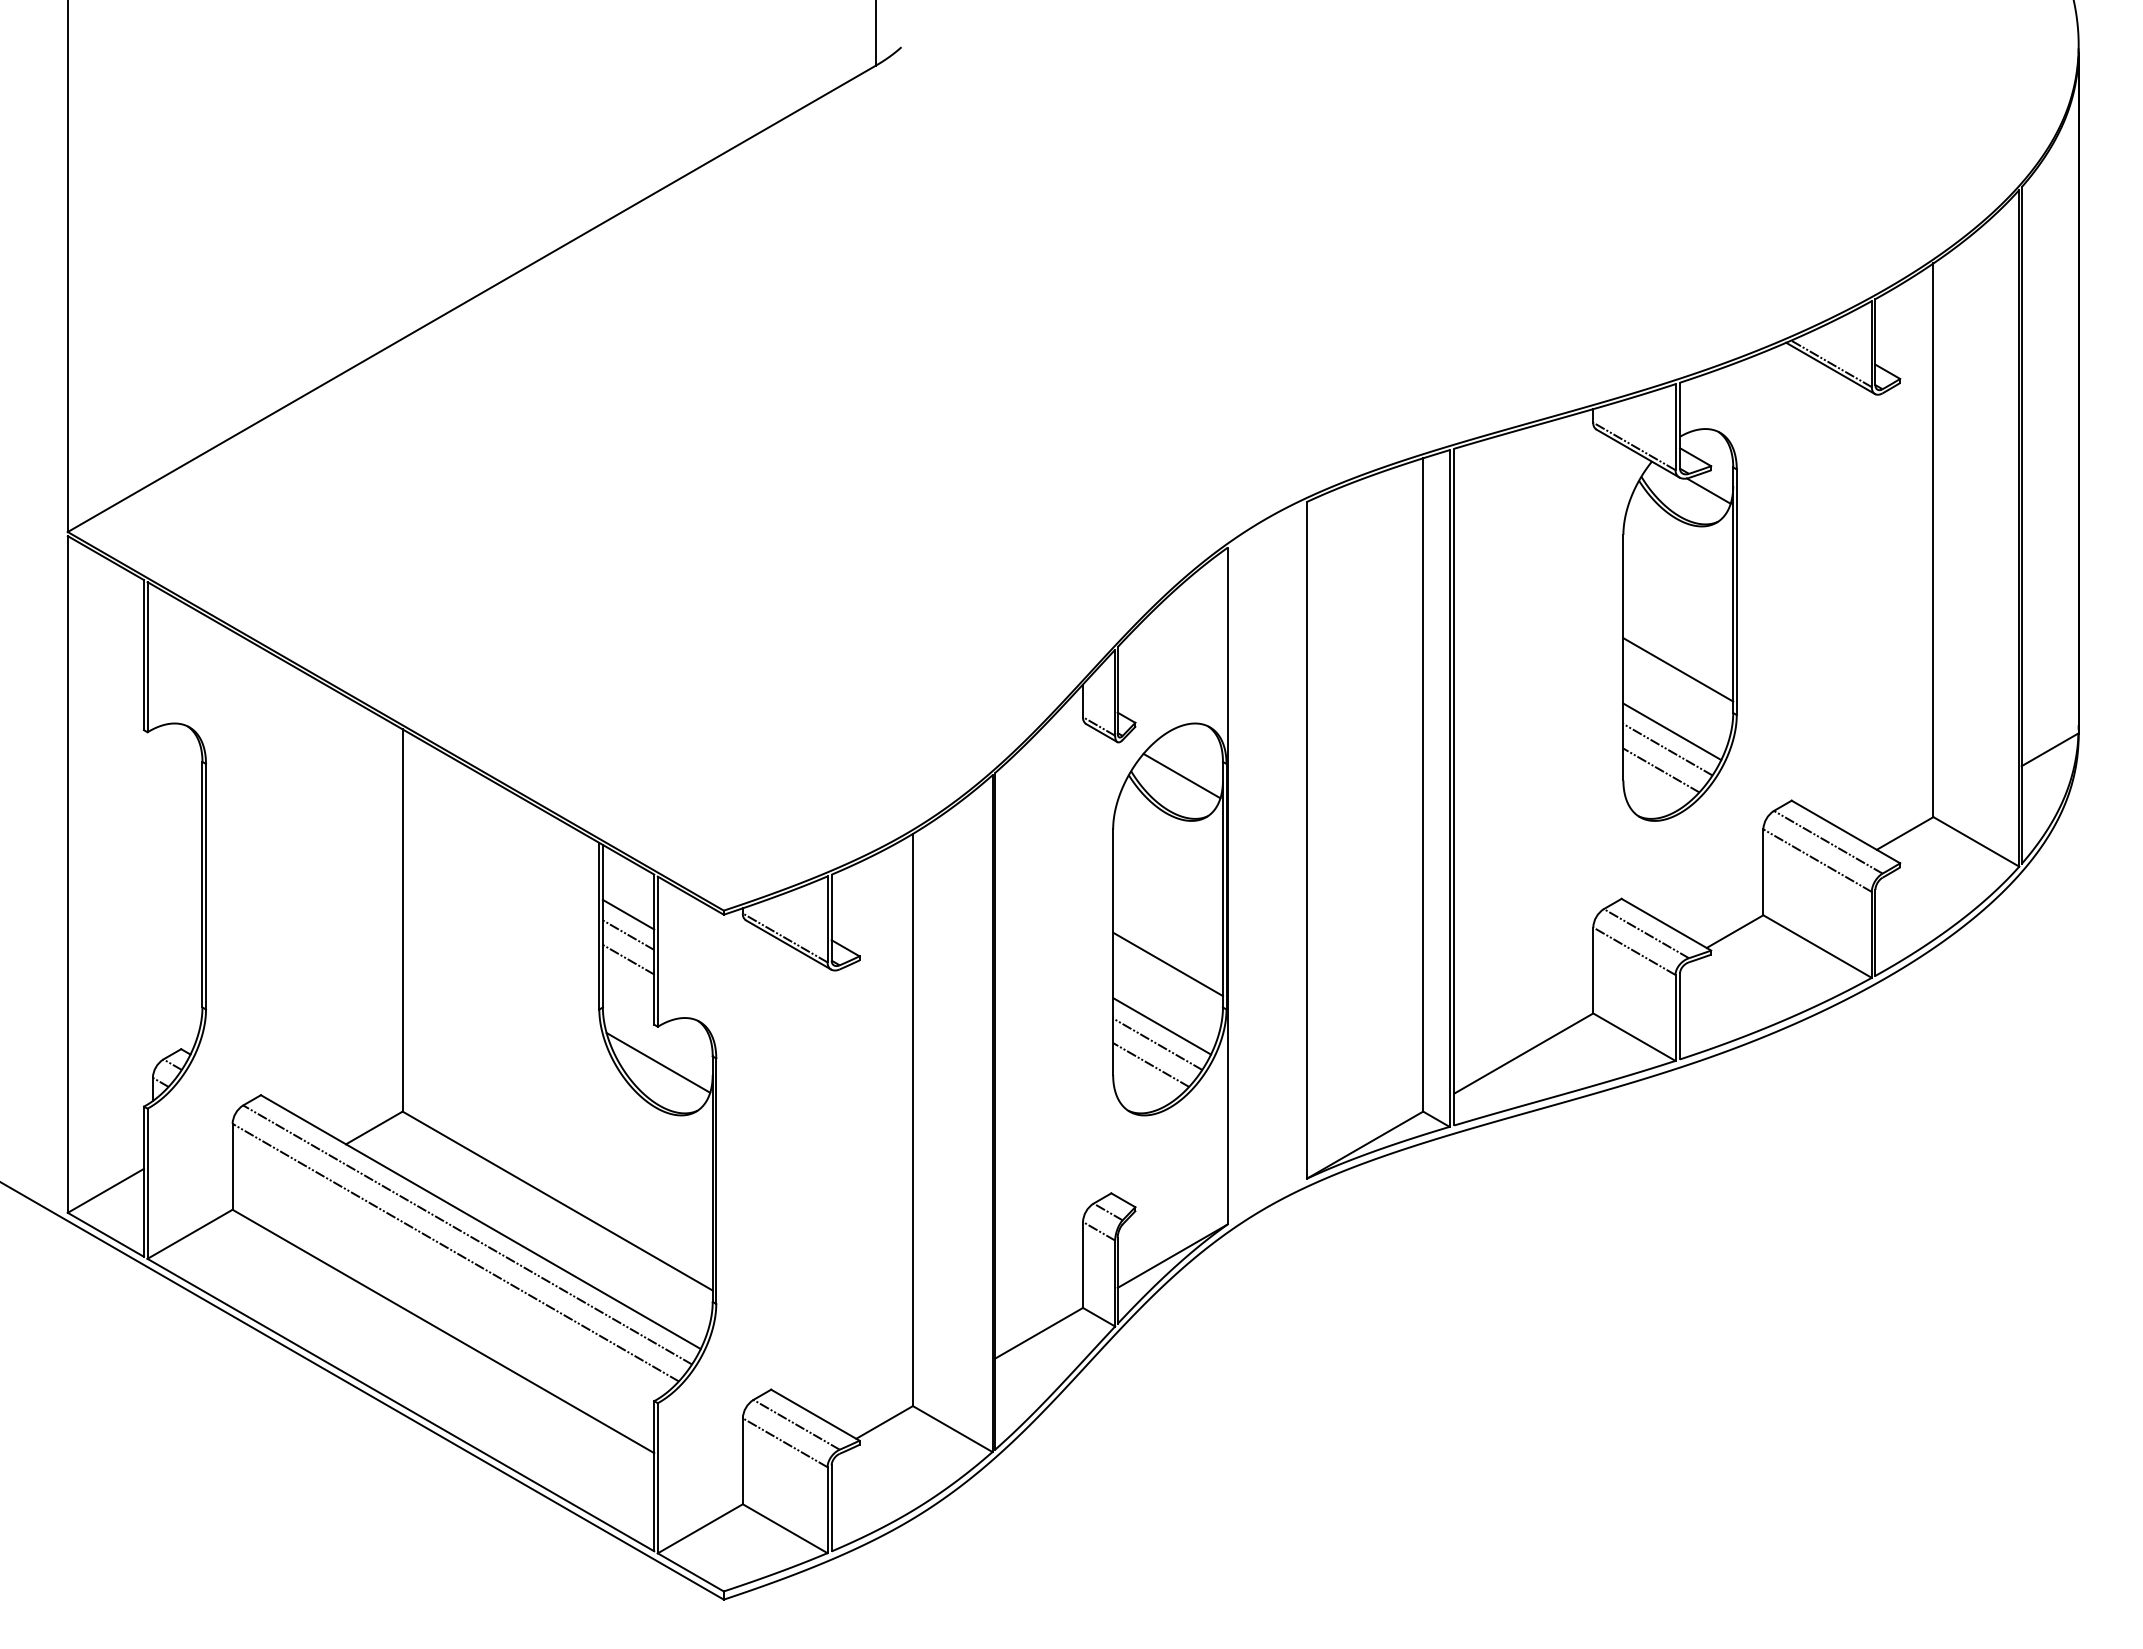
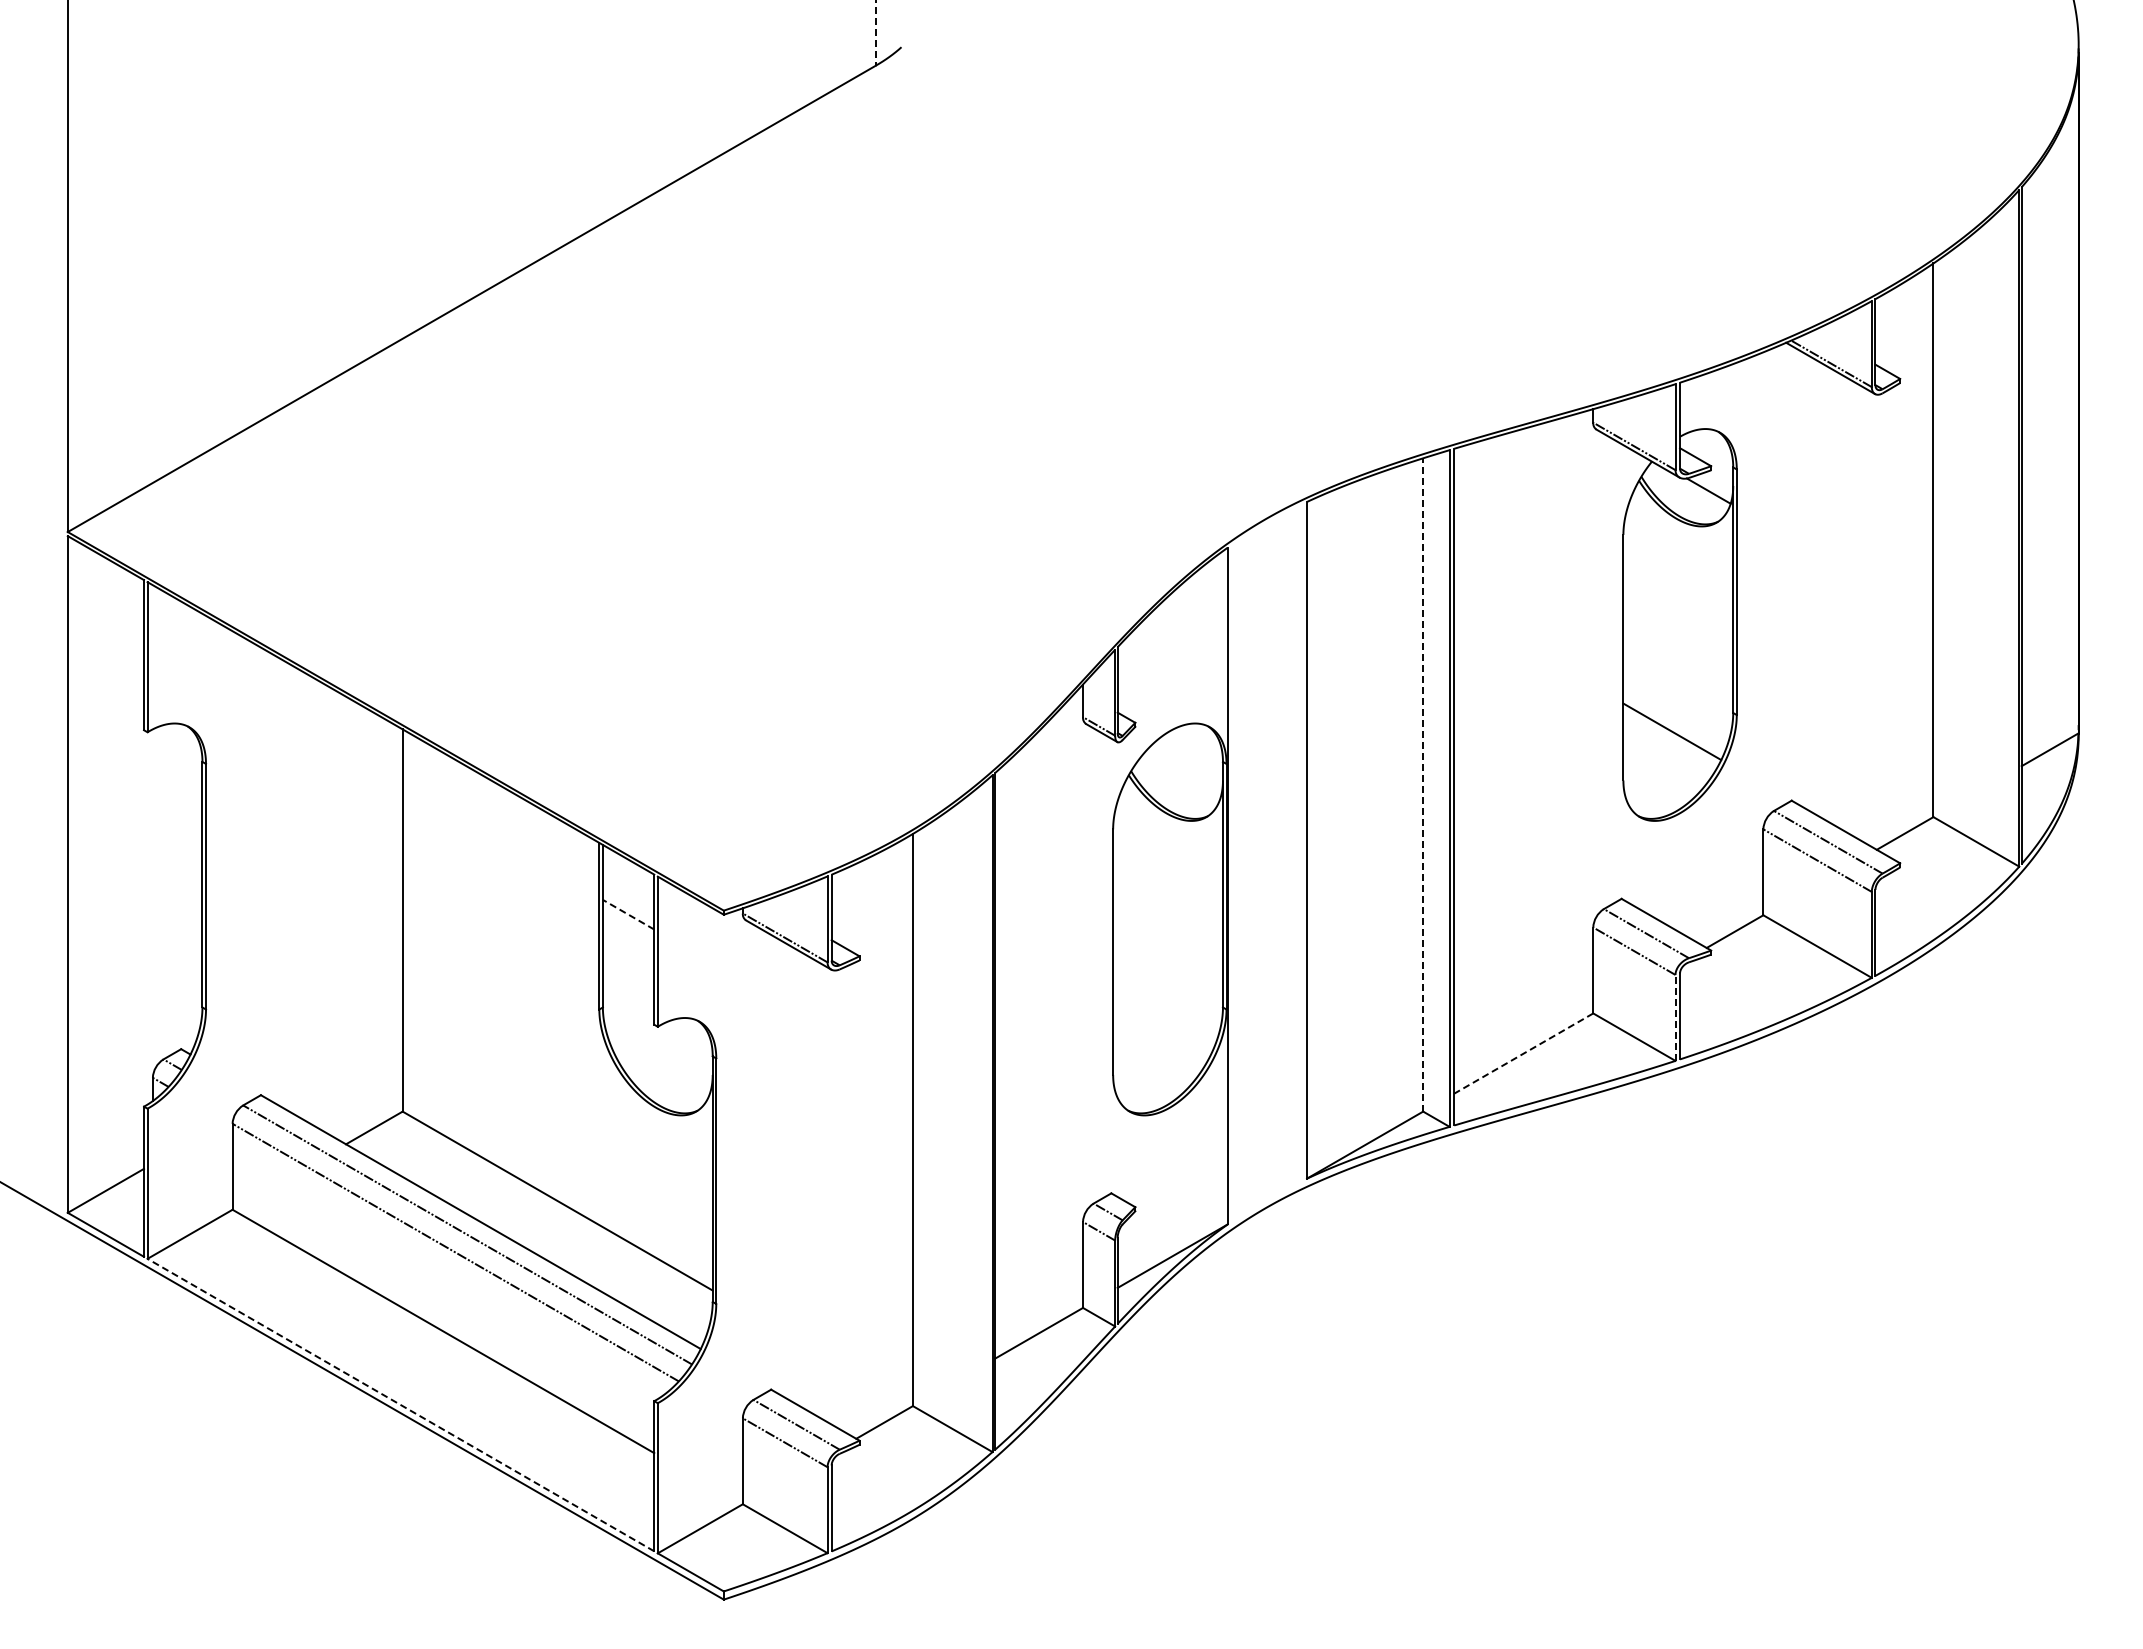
line: solid -> dashed (875, 33)
line: present -> none (1678, 669)
line: present -> none (1667, 749)
line: present -> none (1661, 770)
line: present -> none (1181, 775)
line: solid -> dashed (1423, 784)
line: solid -> dashed (628, 914)
line: present -> none (628, 935)
line: present -> none (628, 959)
line: present -> none (1167, 964)
line: solid -> dashed (1675, 1017)
line: present -> none (1162, 1026)
line: present -> none (1157, 1043)
line: solid -> dashed (1523, 1053)
line: present -> none (658, 1062)
line: present -> none (1151, 1064)
line: solid -> dashed (400, 1405)
